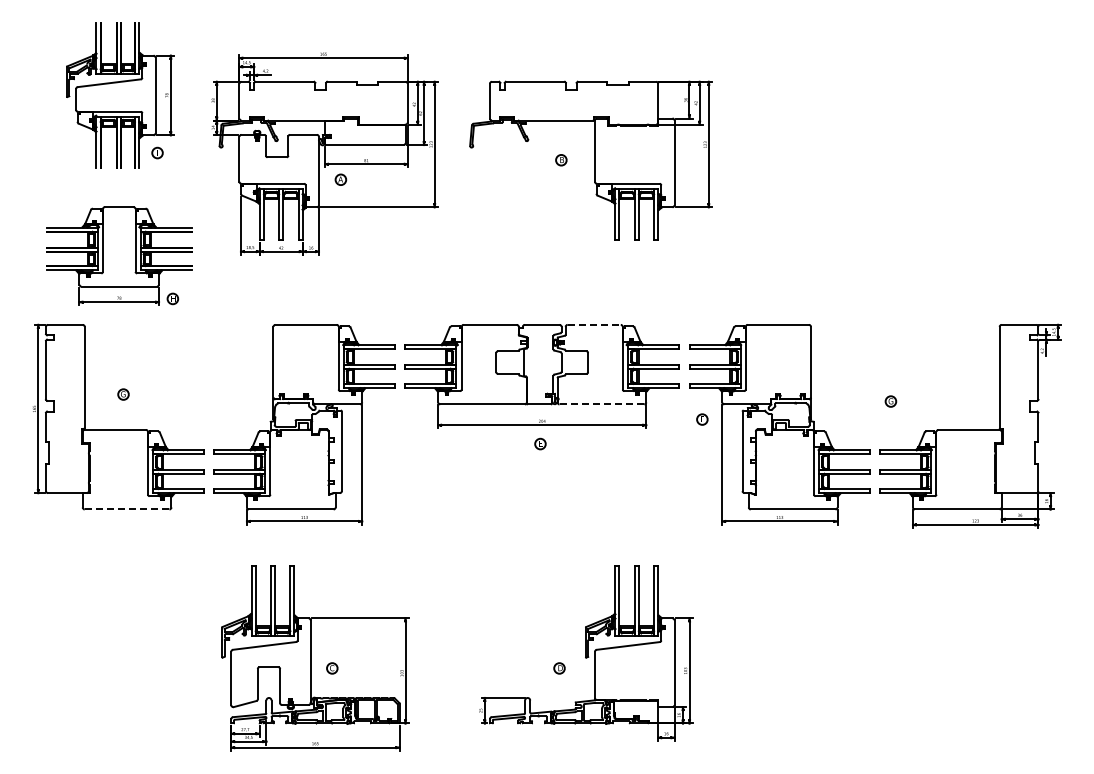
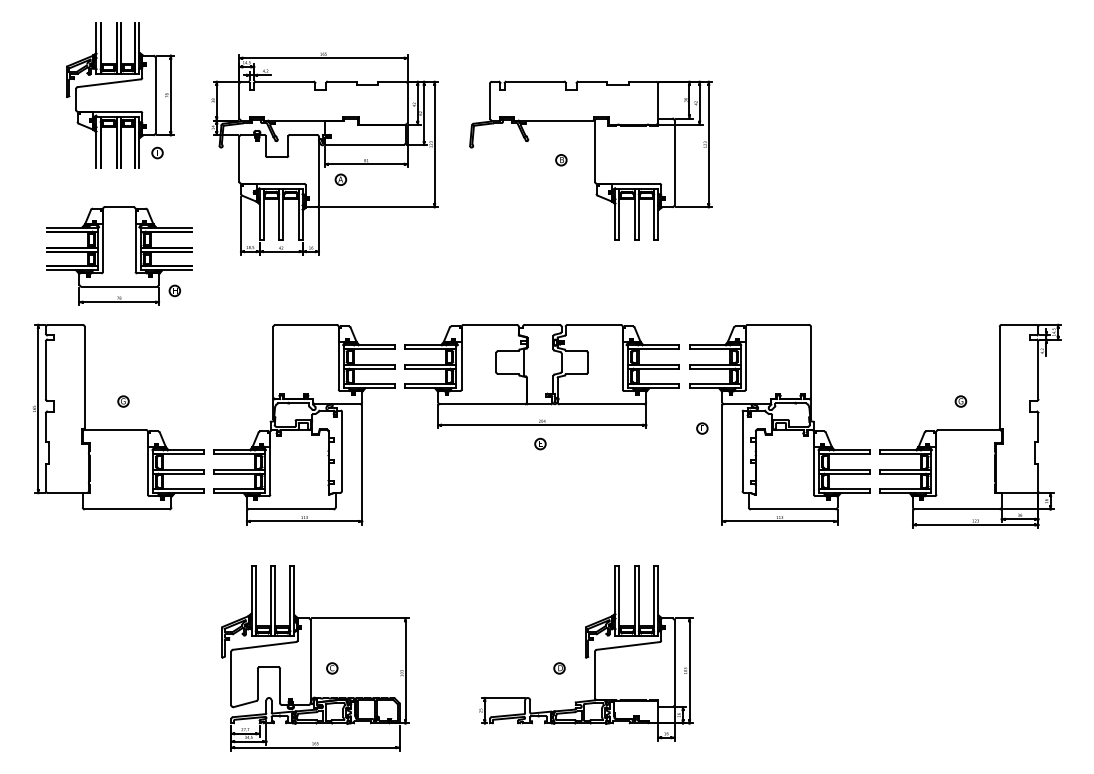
part position: (172, 298) -> (174, 290) (174, 290)
line: dashed -> solid (594, 324)
part position: (123, 394) -> (123, 401) (123, 401)
part position: (890, 401) -> (960, 401) (960, 401)
line: dashed -> solid (601, 404)
part position: (702, 419) -> (702, 428) (702, 428)
line: dashed -> solid (126, 509)
